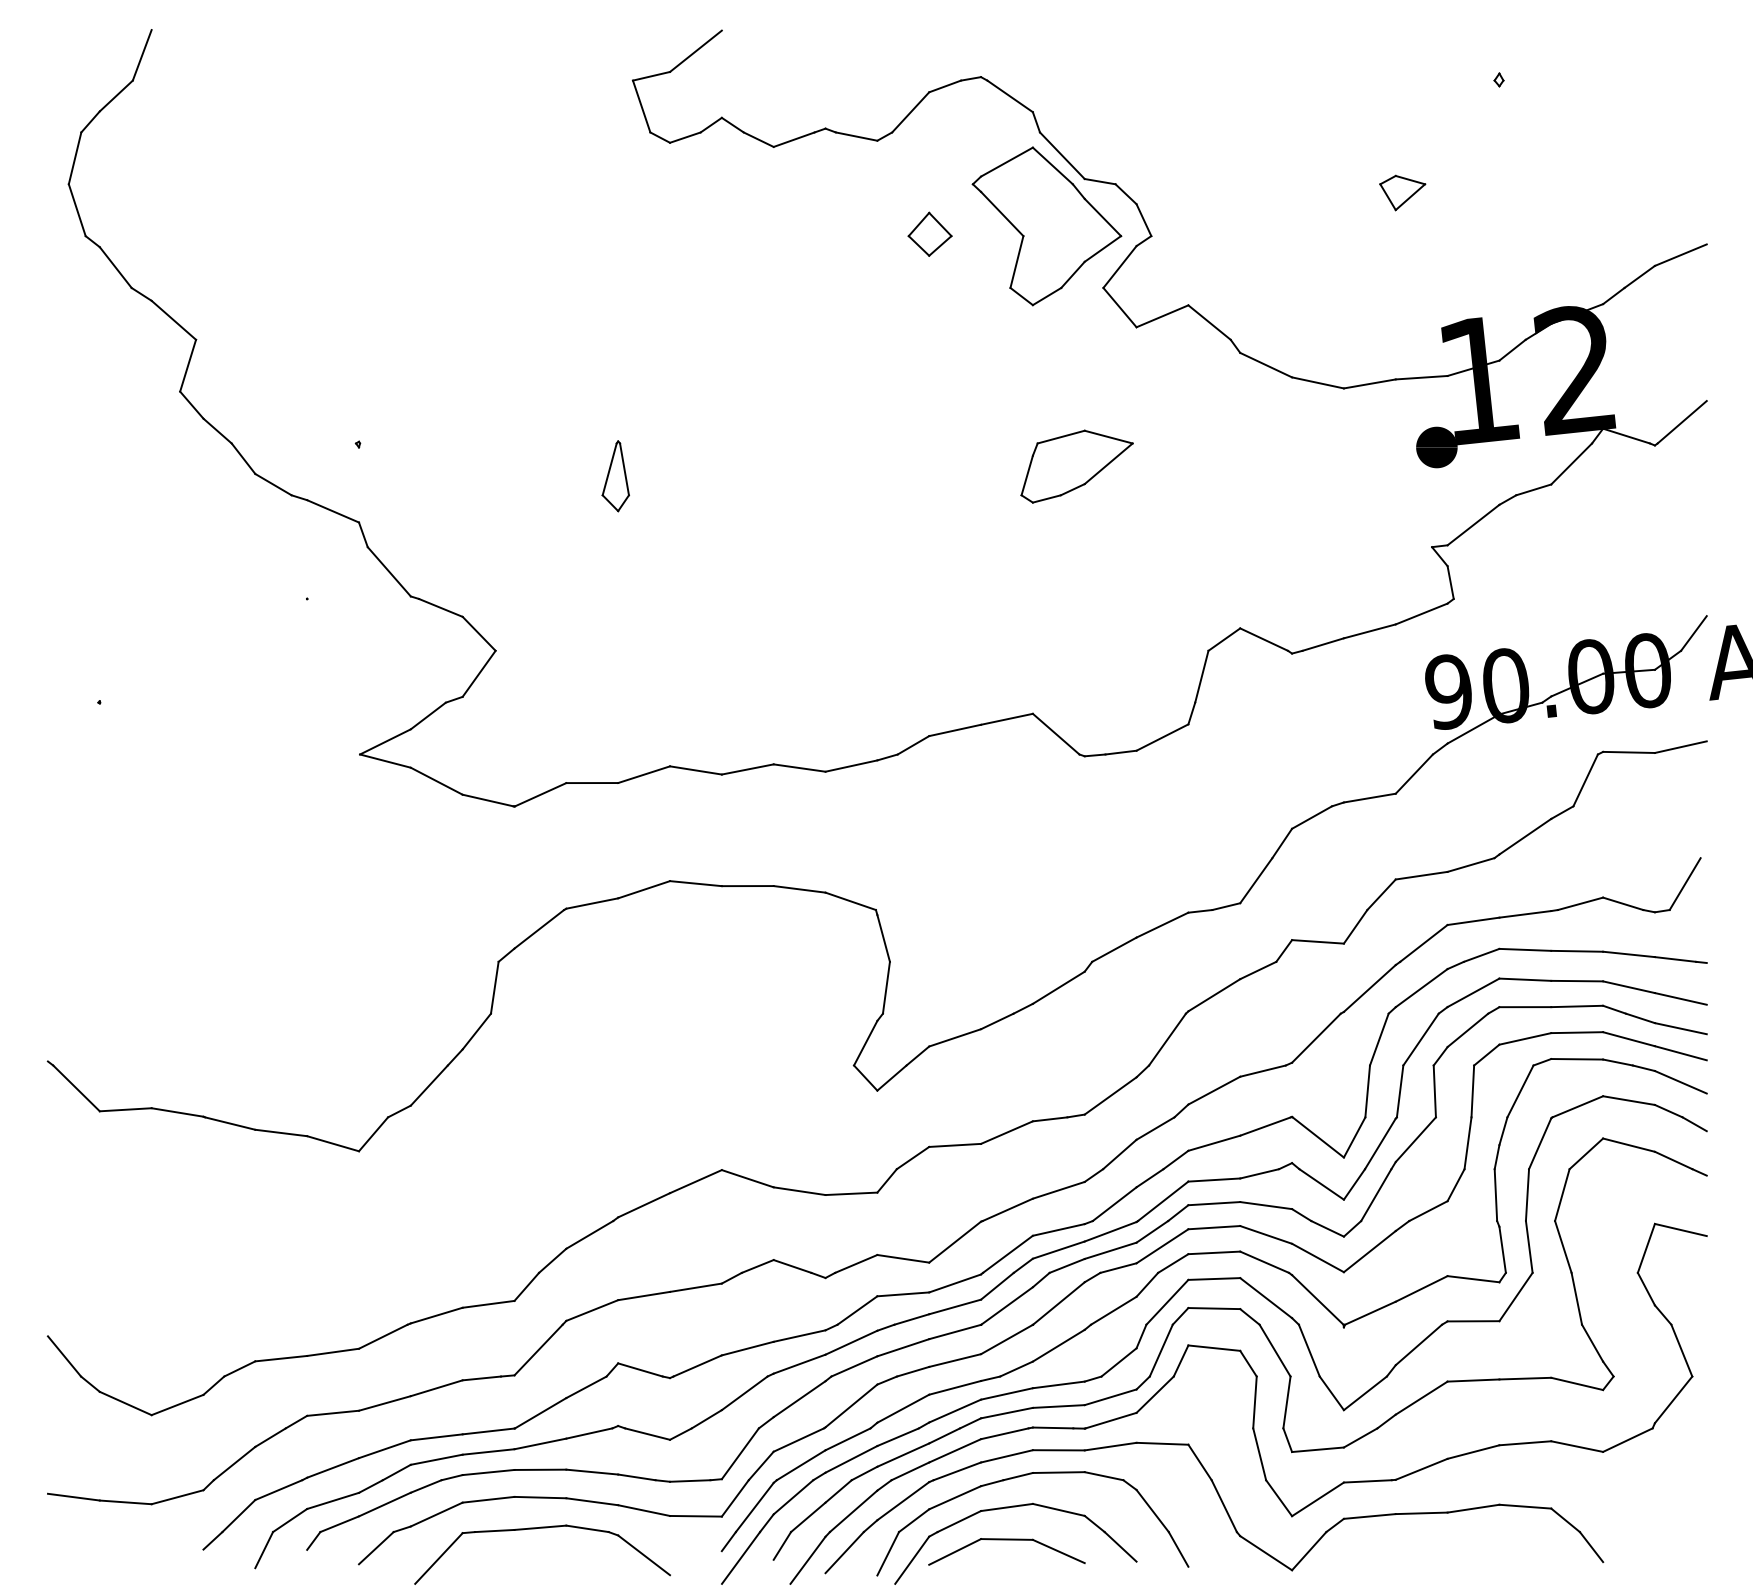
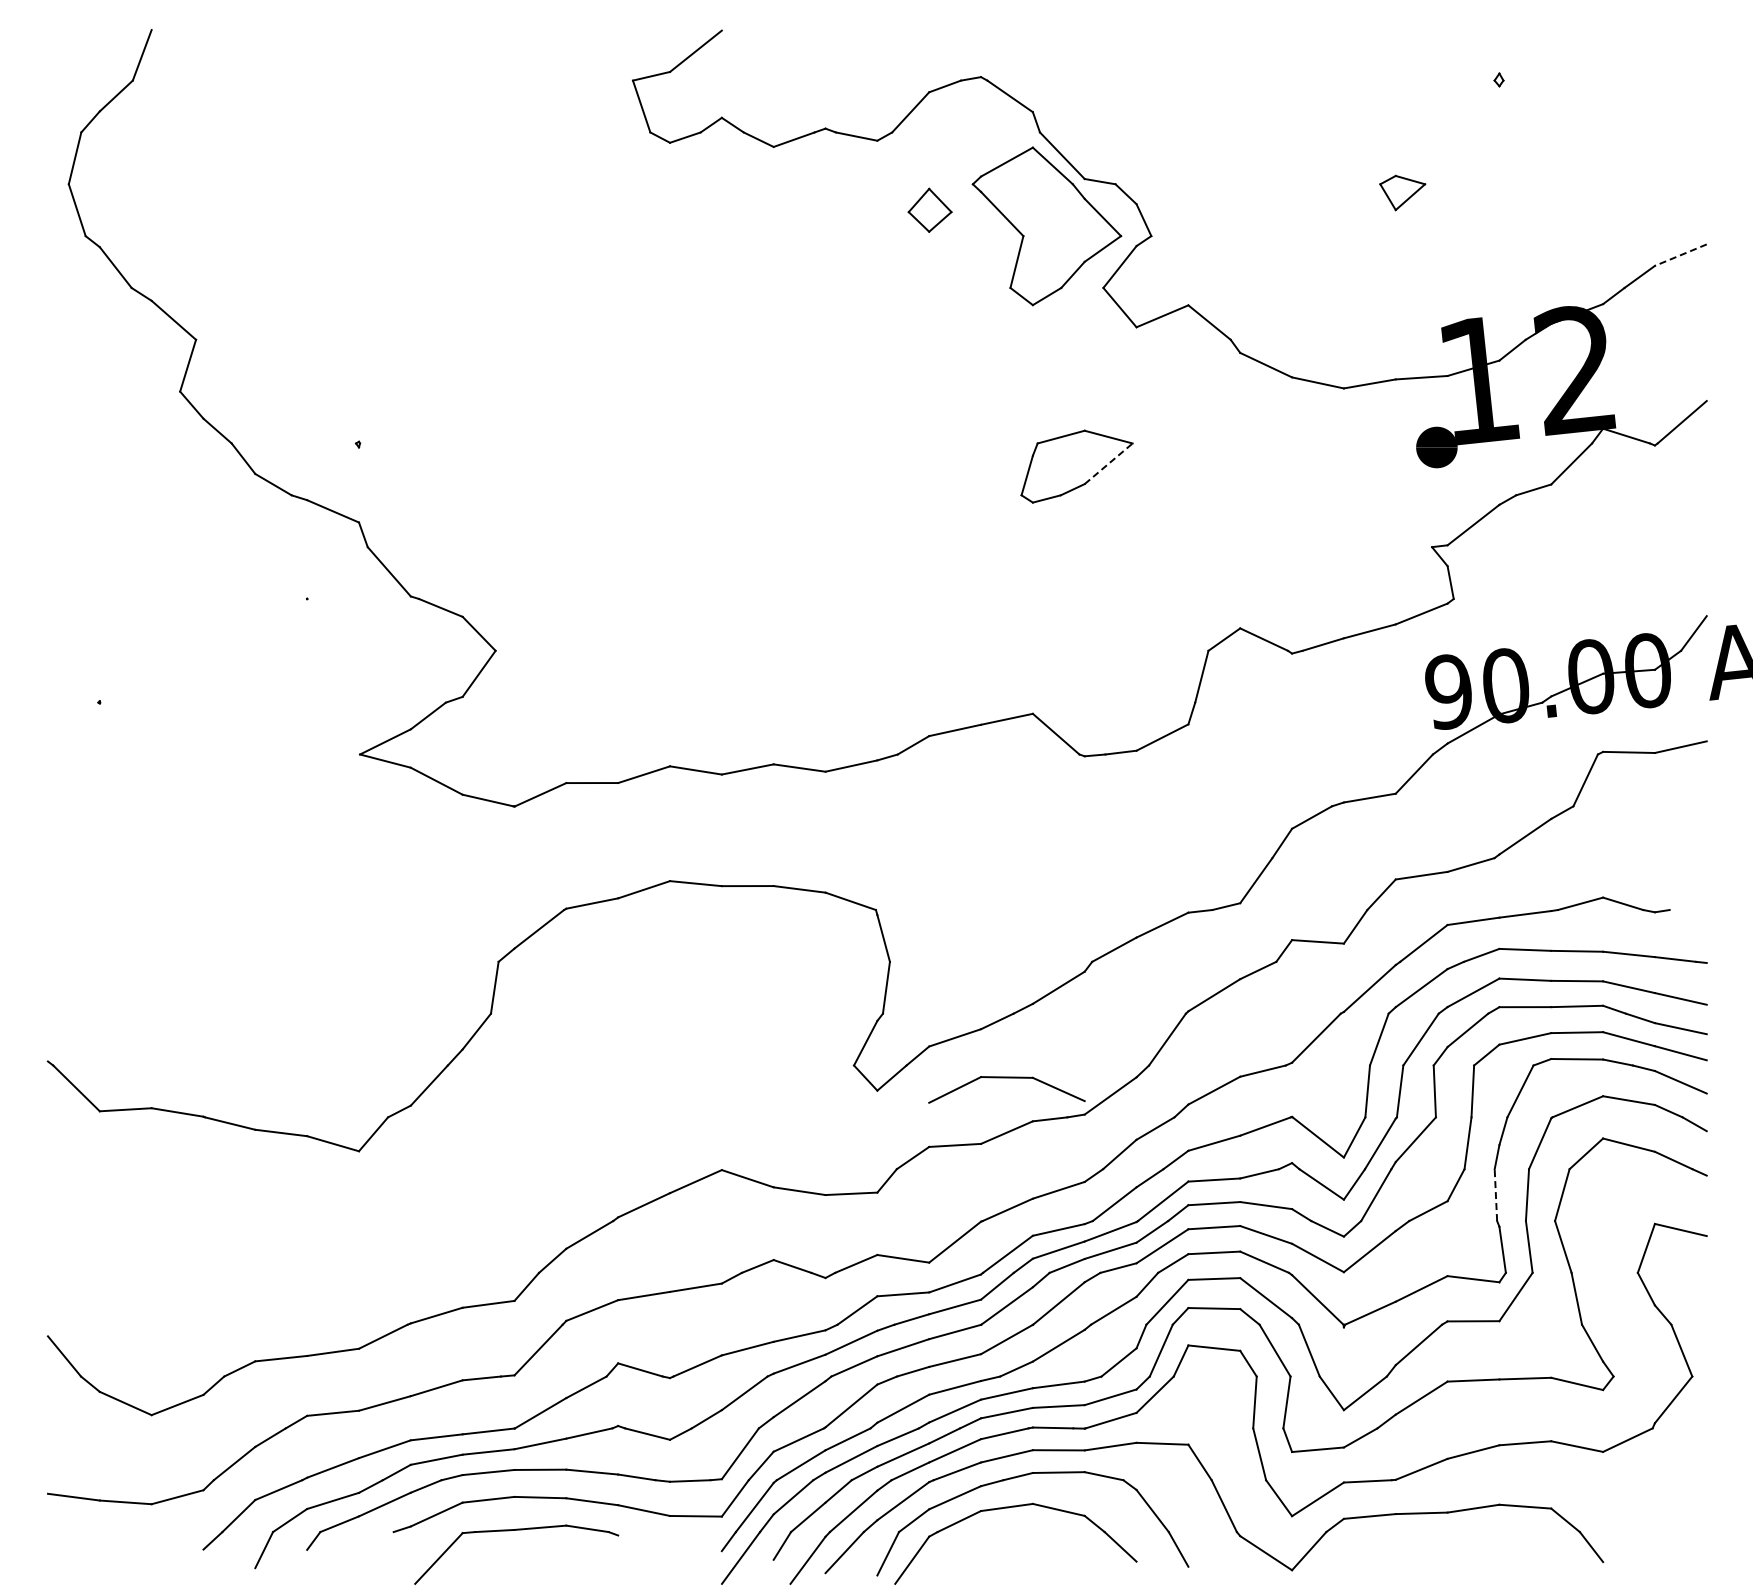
part position: (929, 233) -> (929, 209) (929, 209)
line: solid -> dashed (1680, 255)
line: solid -> dashed (1109, 463)
part: present -> none (615, 476)
line: present -> none (1684, 884)
line: solid -> dashed (1495, 1195)
part position: (1006, 1540) -> (1006, 1078) (1006, 1078)
line: present -> none (376, 1548)
line: present -> none (644, 1555)
